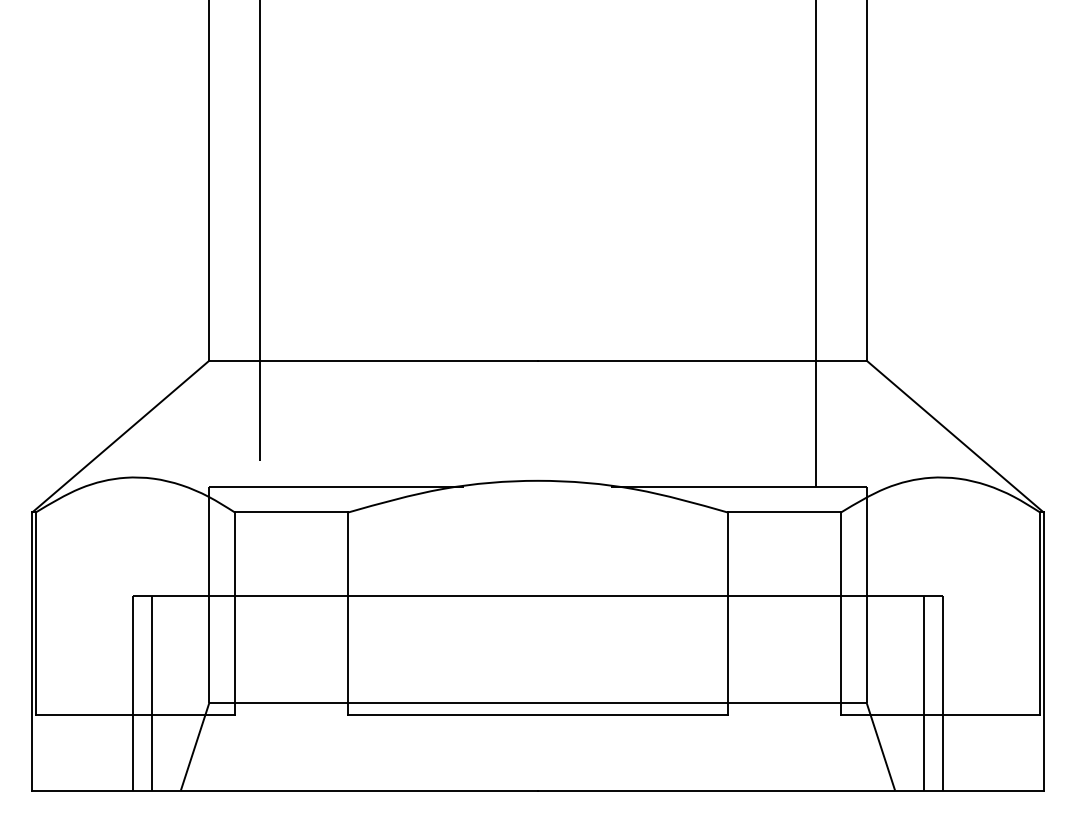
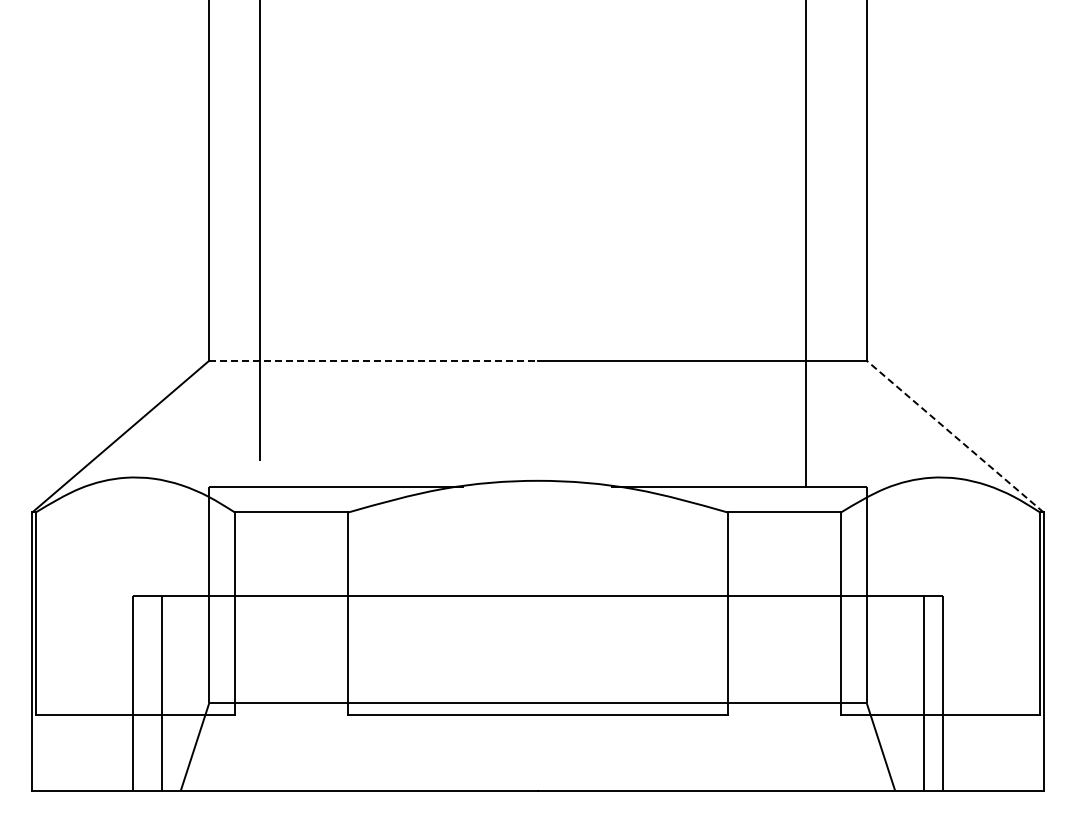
line position: (816, 244) -> (806, 244) (806, 244)
line: solid -> dashed (374, 360)
line: solid -> dashed (955, 436)
line position: (152, 693) -> (162, 693) (162, 693)
